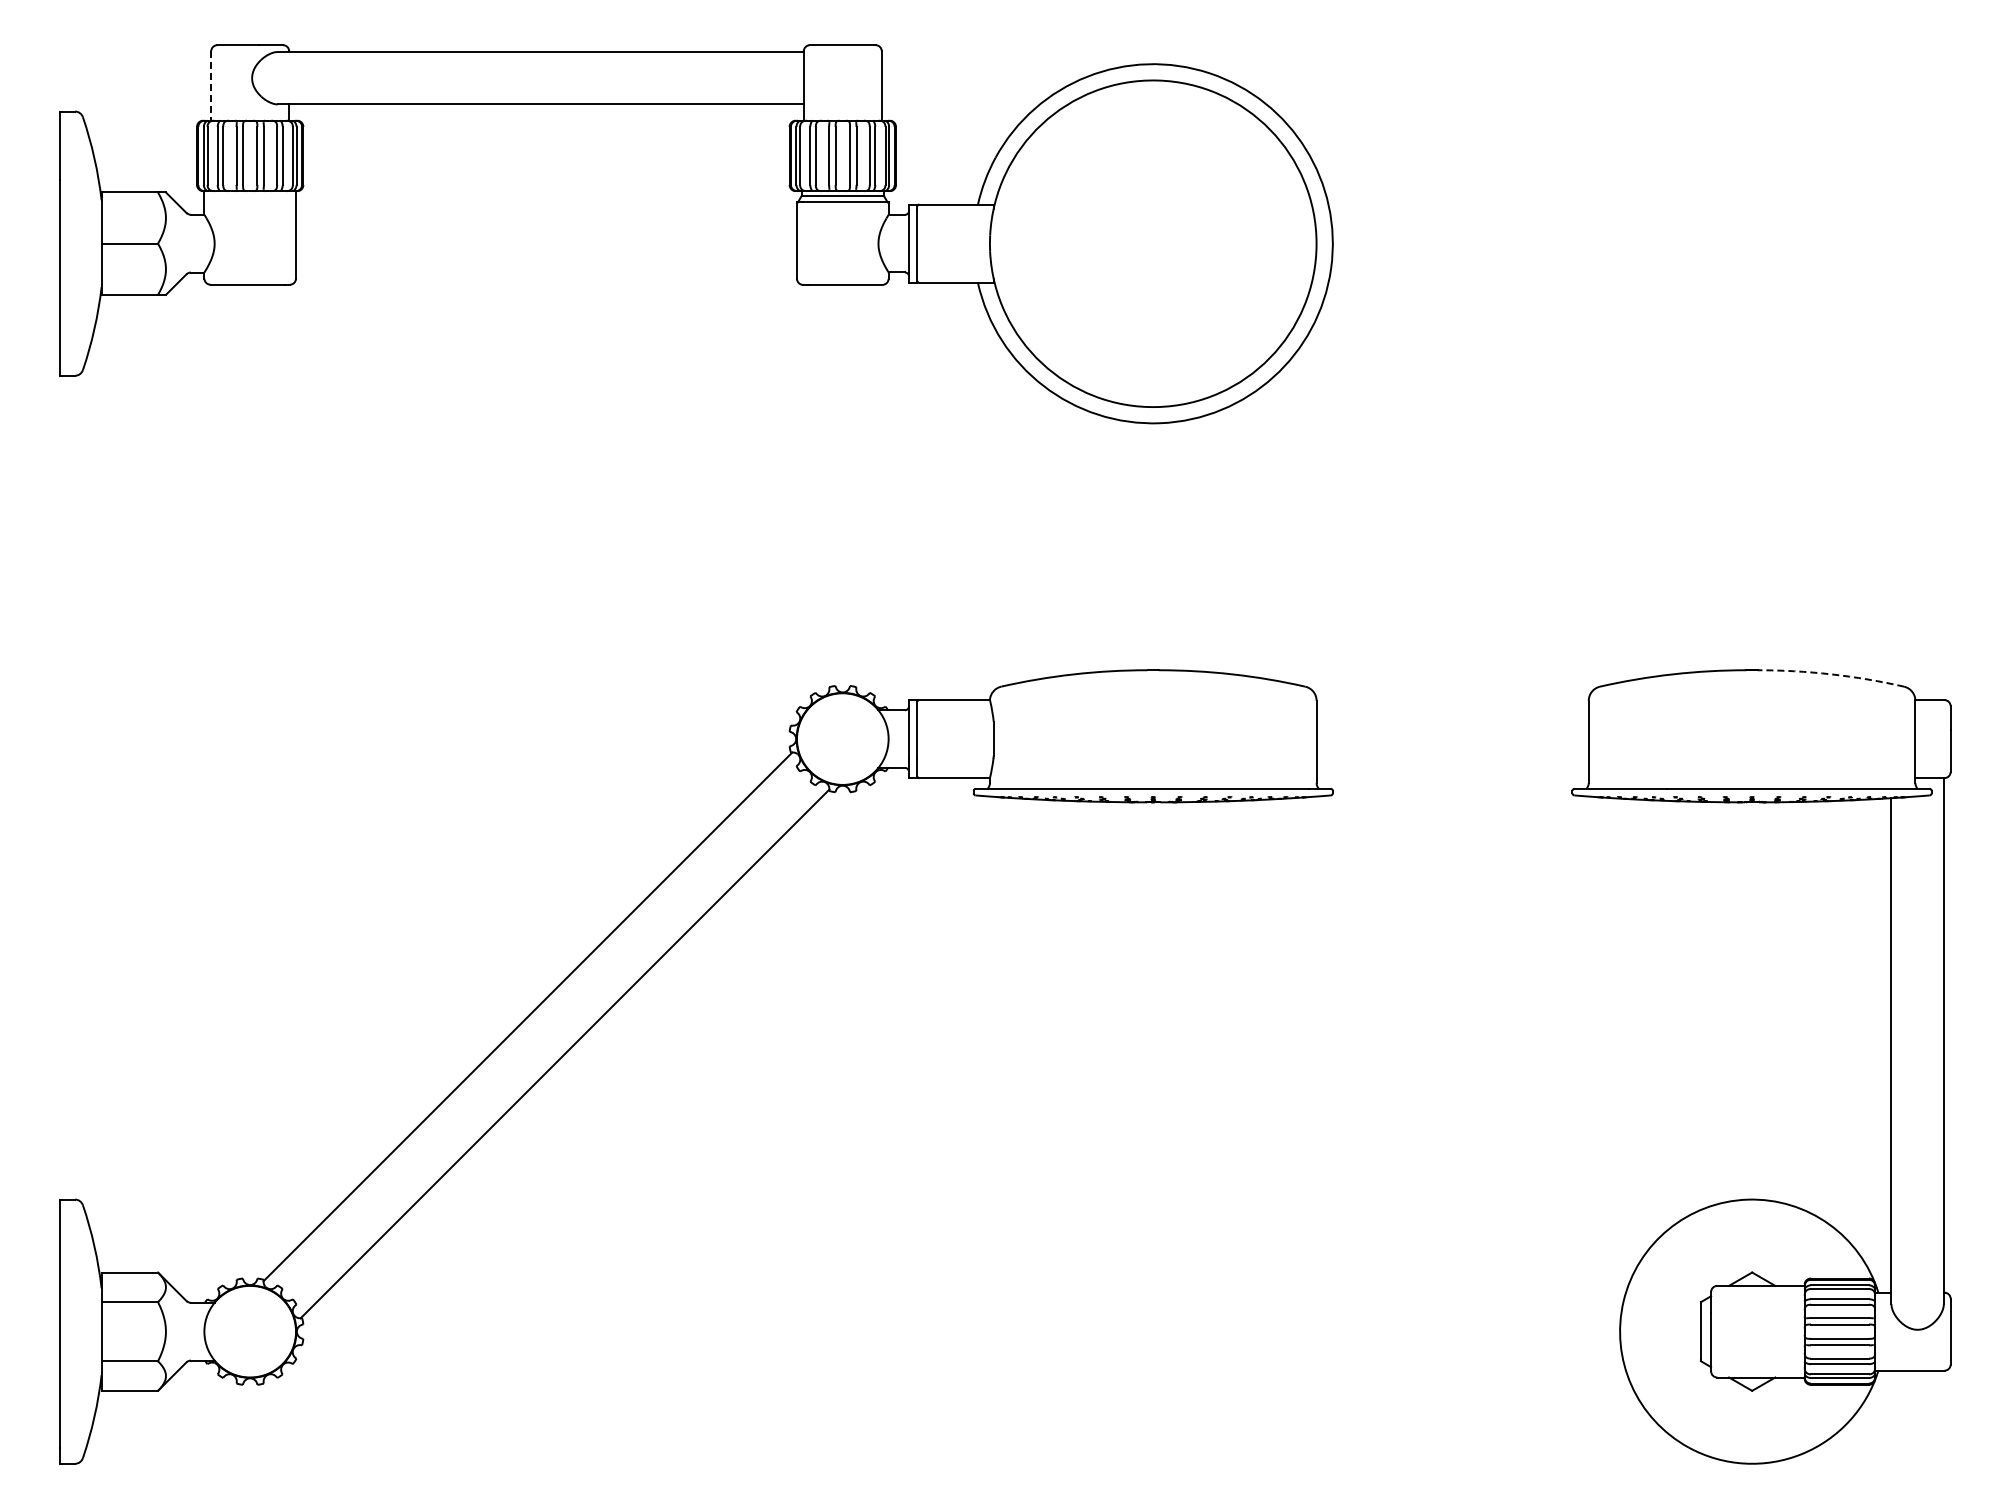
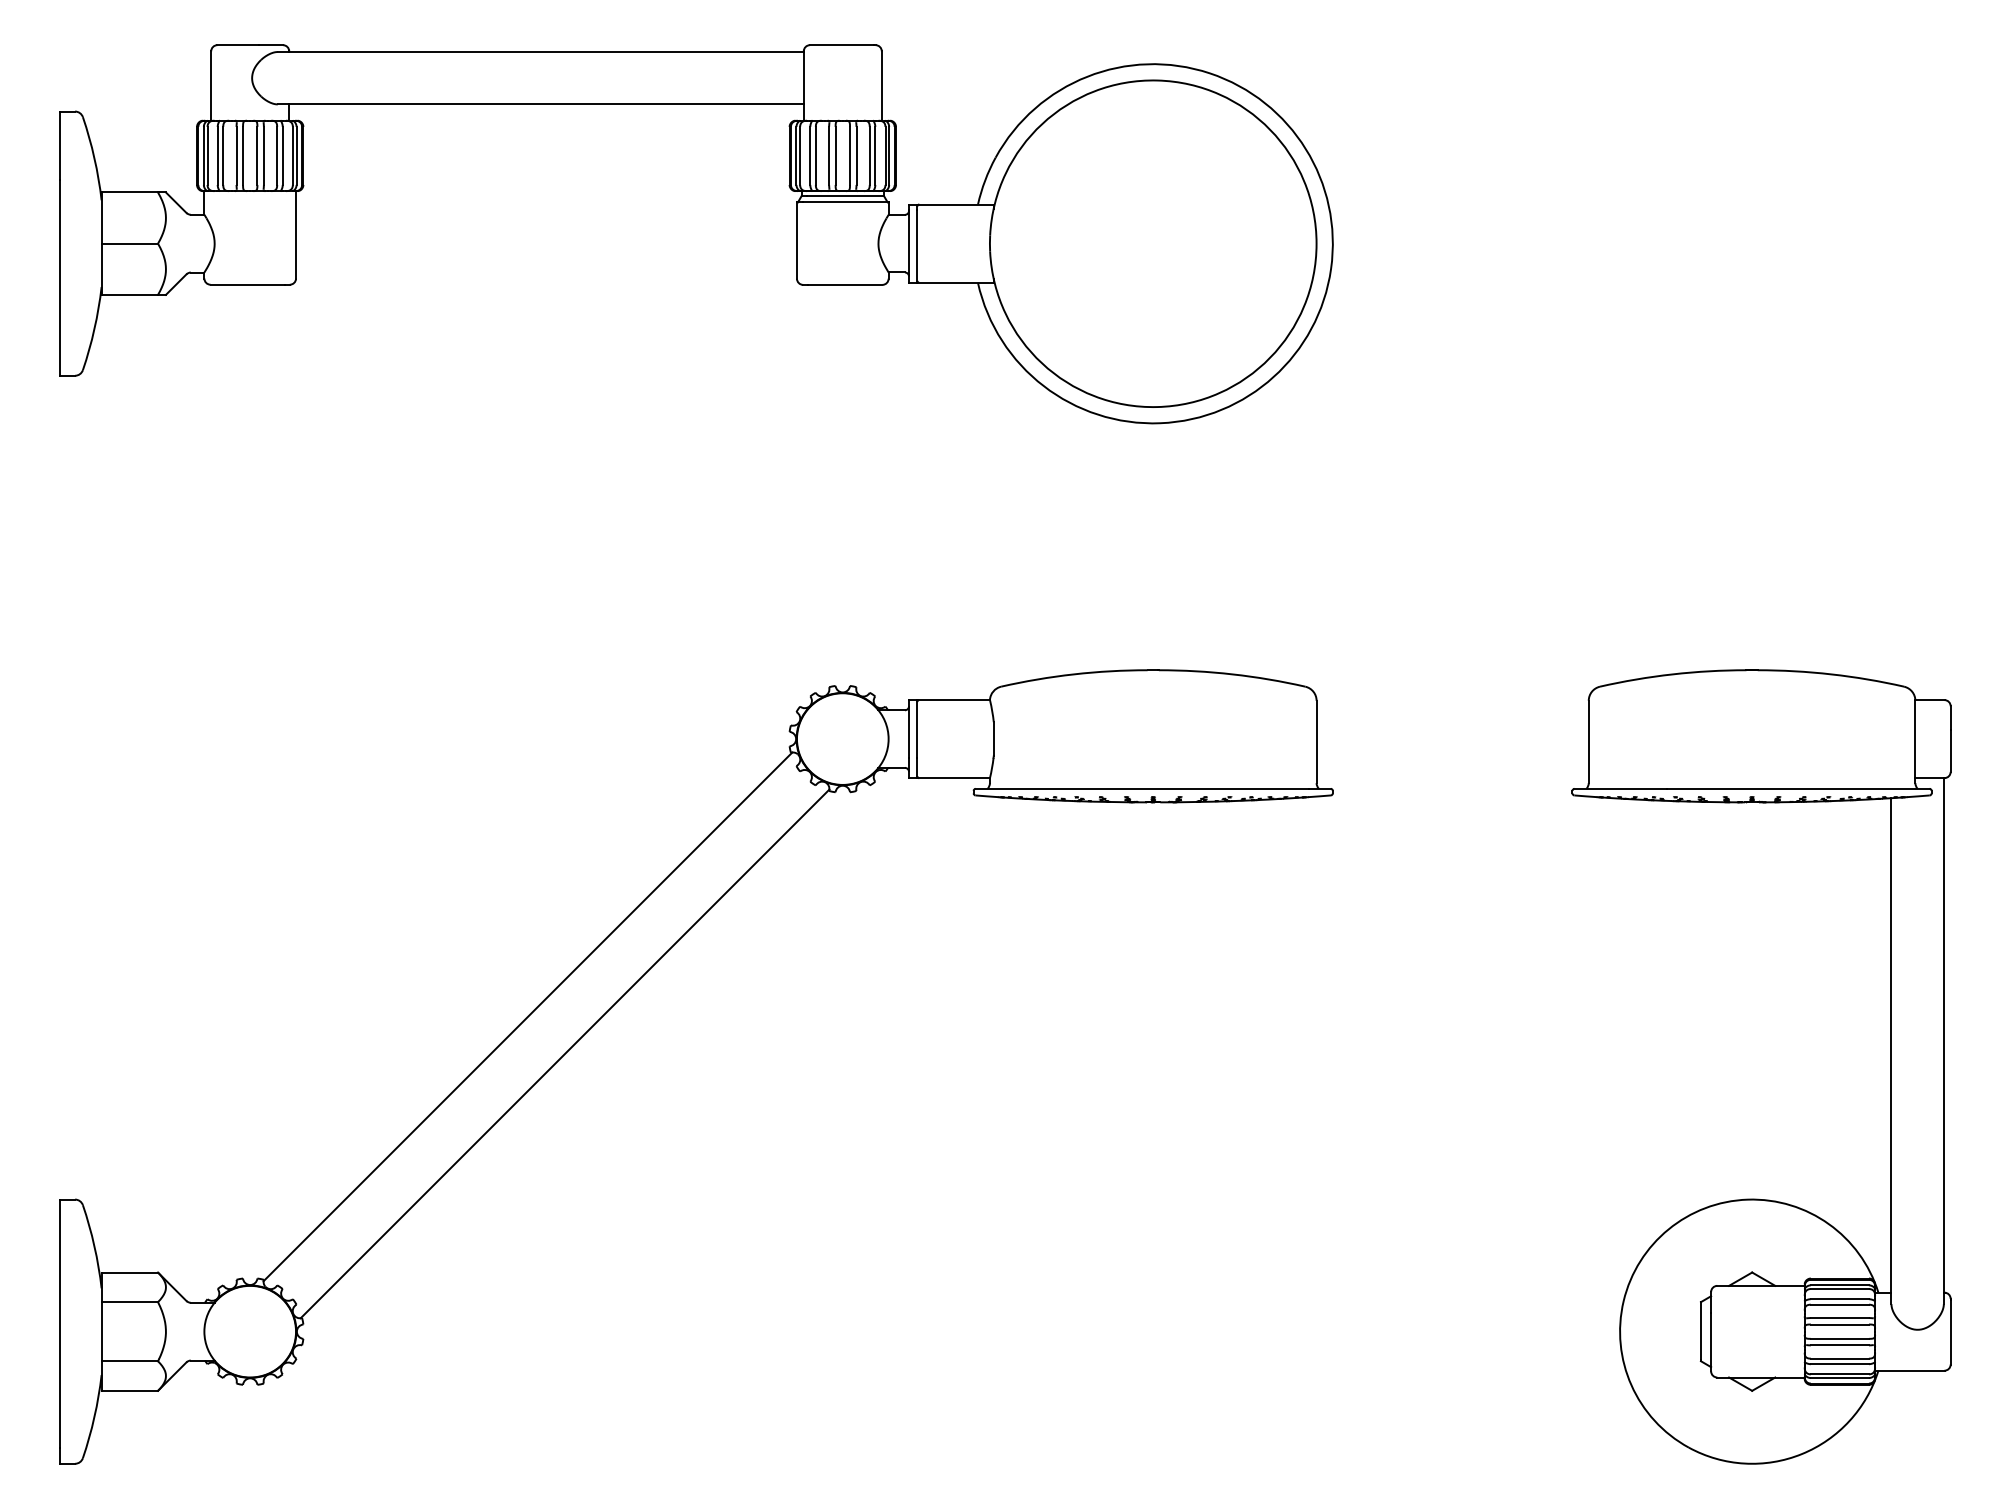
line: dashed -> solid (211, 86)
arc: dashed -> solid (1831, 674)
